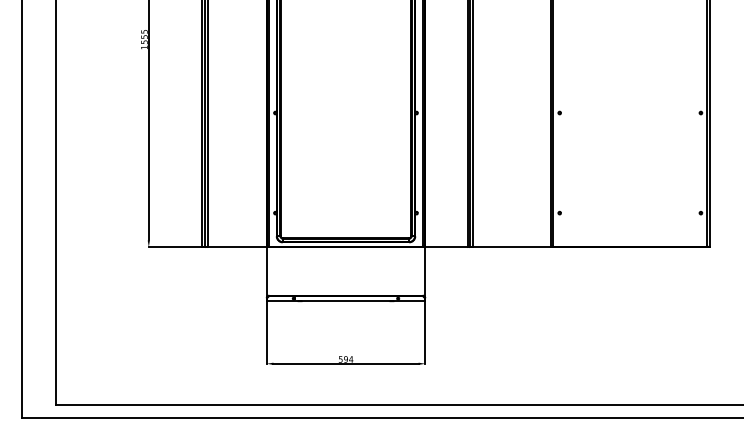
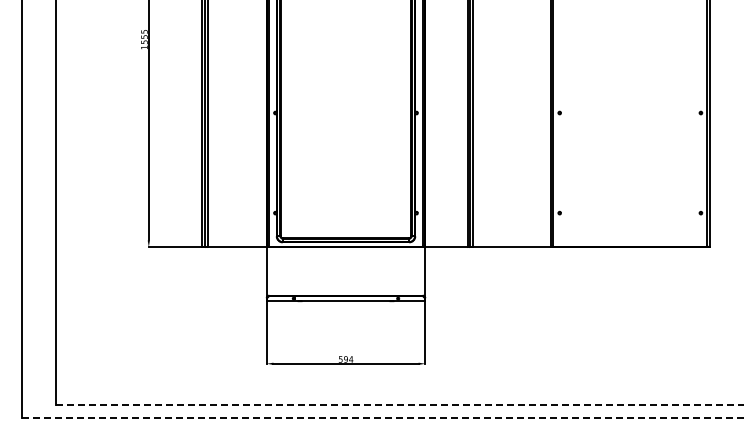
line: solid -> dashed (399, 404)
line: solid -> dashed (383, 418)
